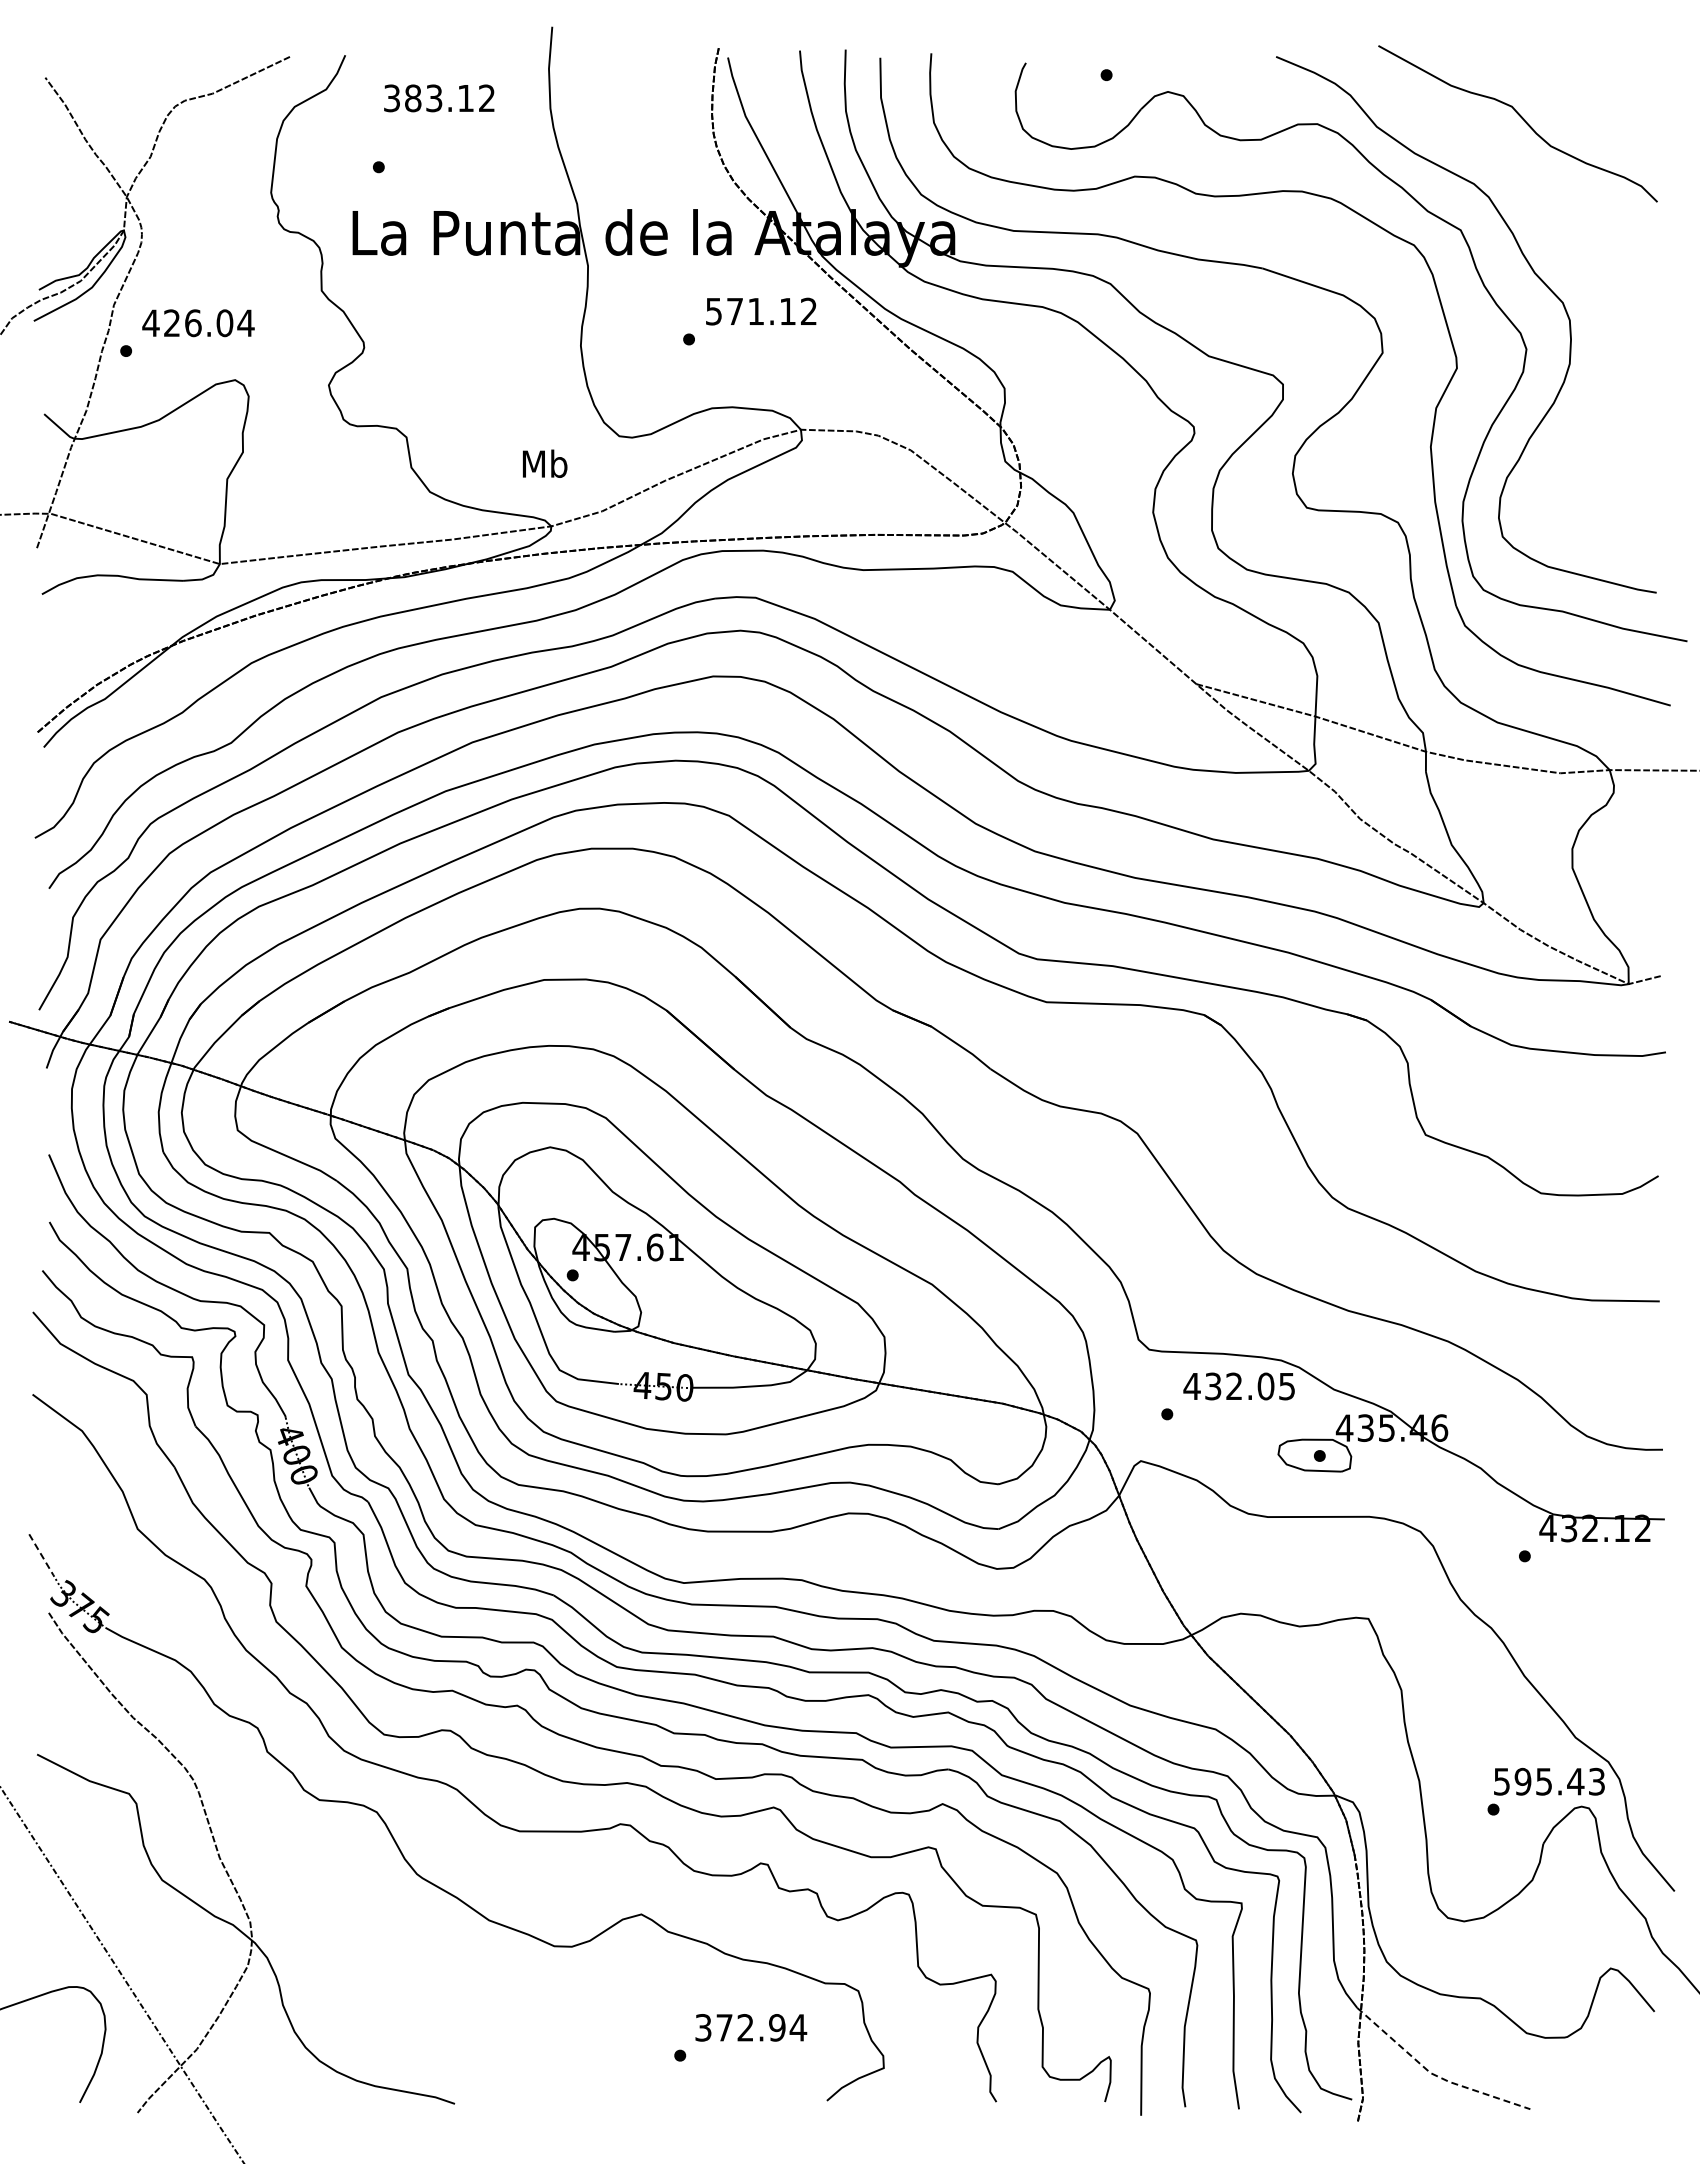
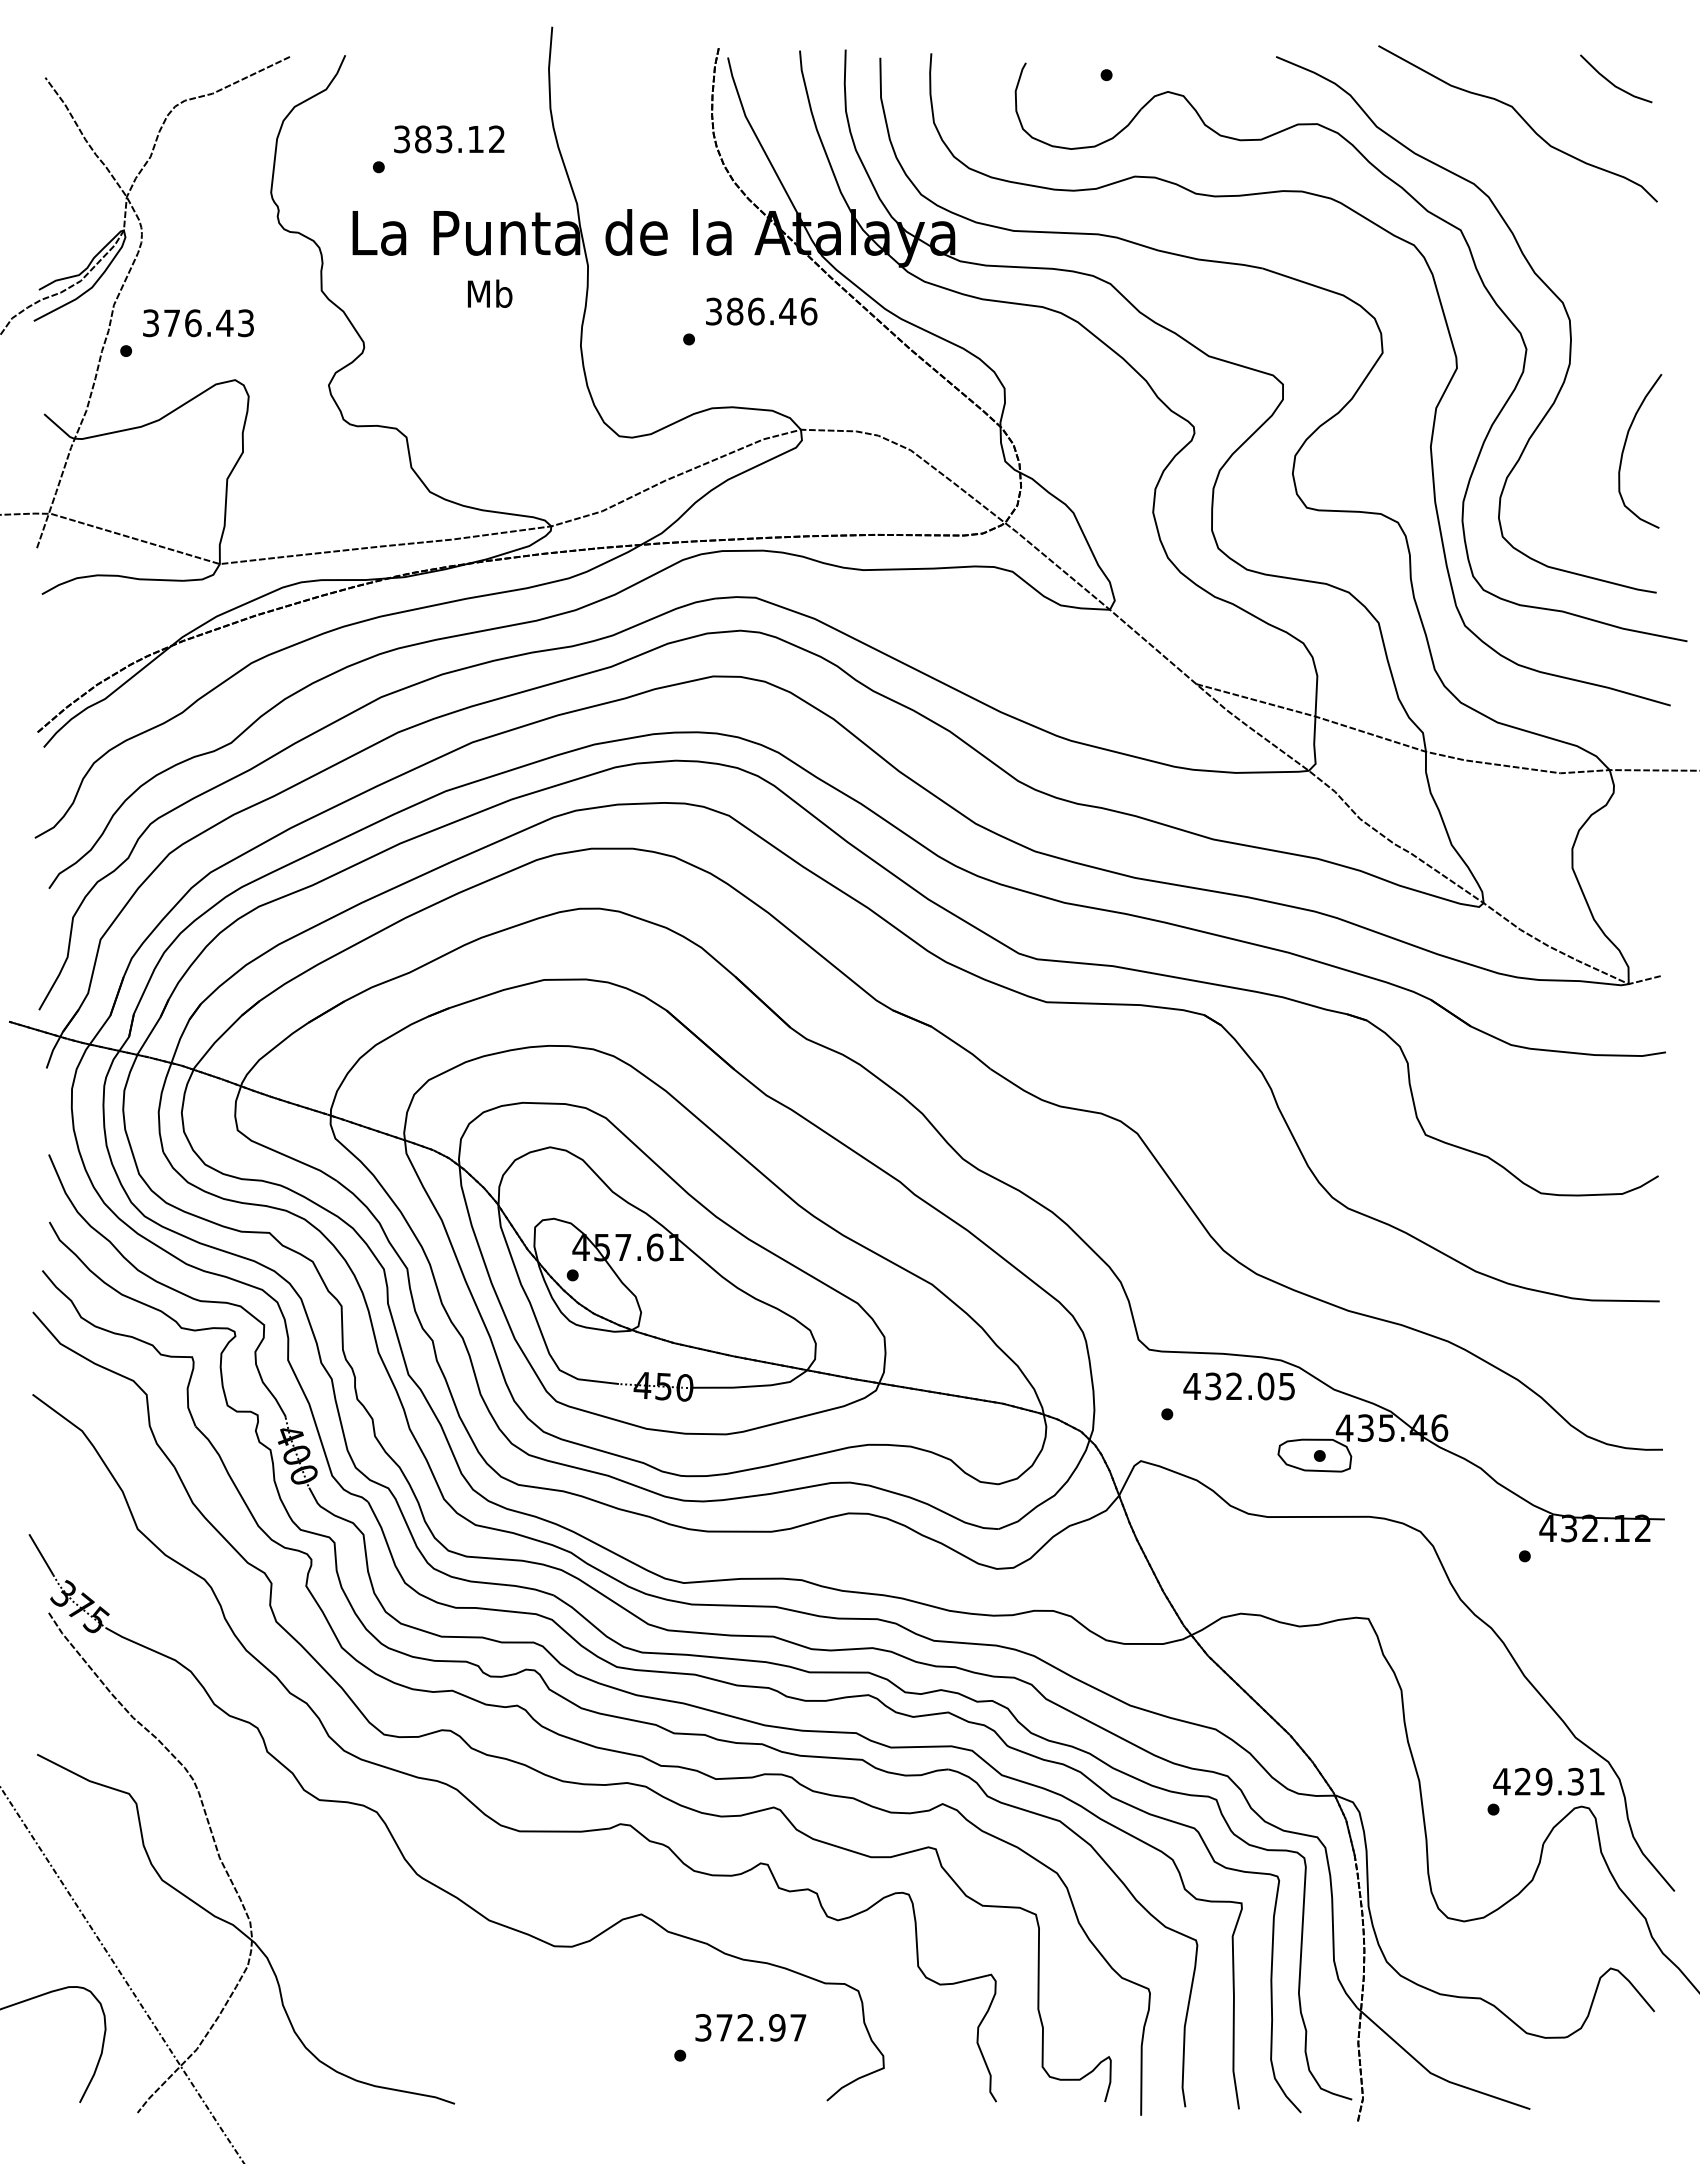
line: none -> present (1612, 82)
text position: (439, 98) -> (449, 139) (449, 139)
text: 571.12 -> 386.46 (761, 311)
text: 426.04 -> 376.43 (198, 323)
curve: none -> present (1625, 446)
text position: (545, 463) -> (490, 293) (490, 293)
line: dashed -> solid (41, 1554)
text: 595.43 -> 429.31 (1548, 1781)
text: 372.94 -> 372.97 (798, 2027)
line: dashed -> solid (1434, 2074)
